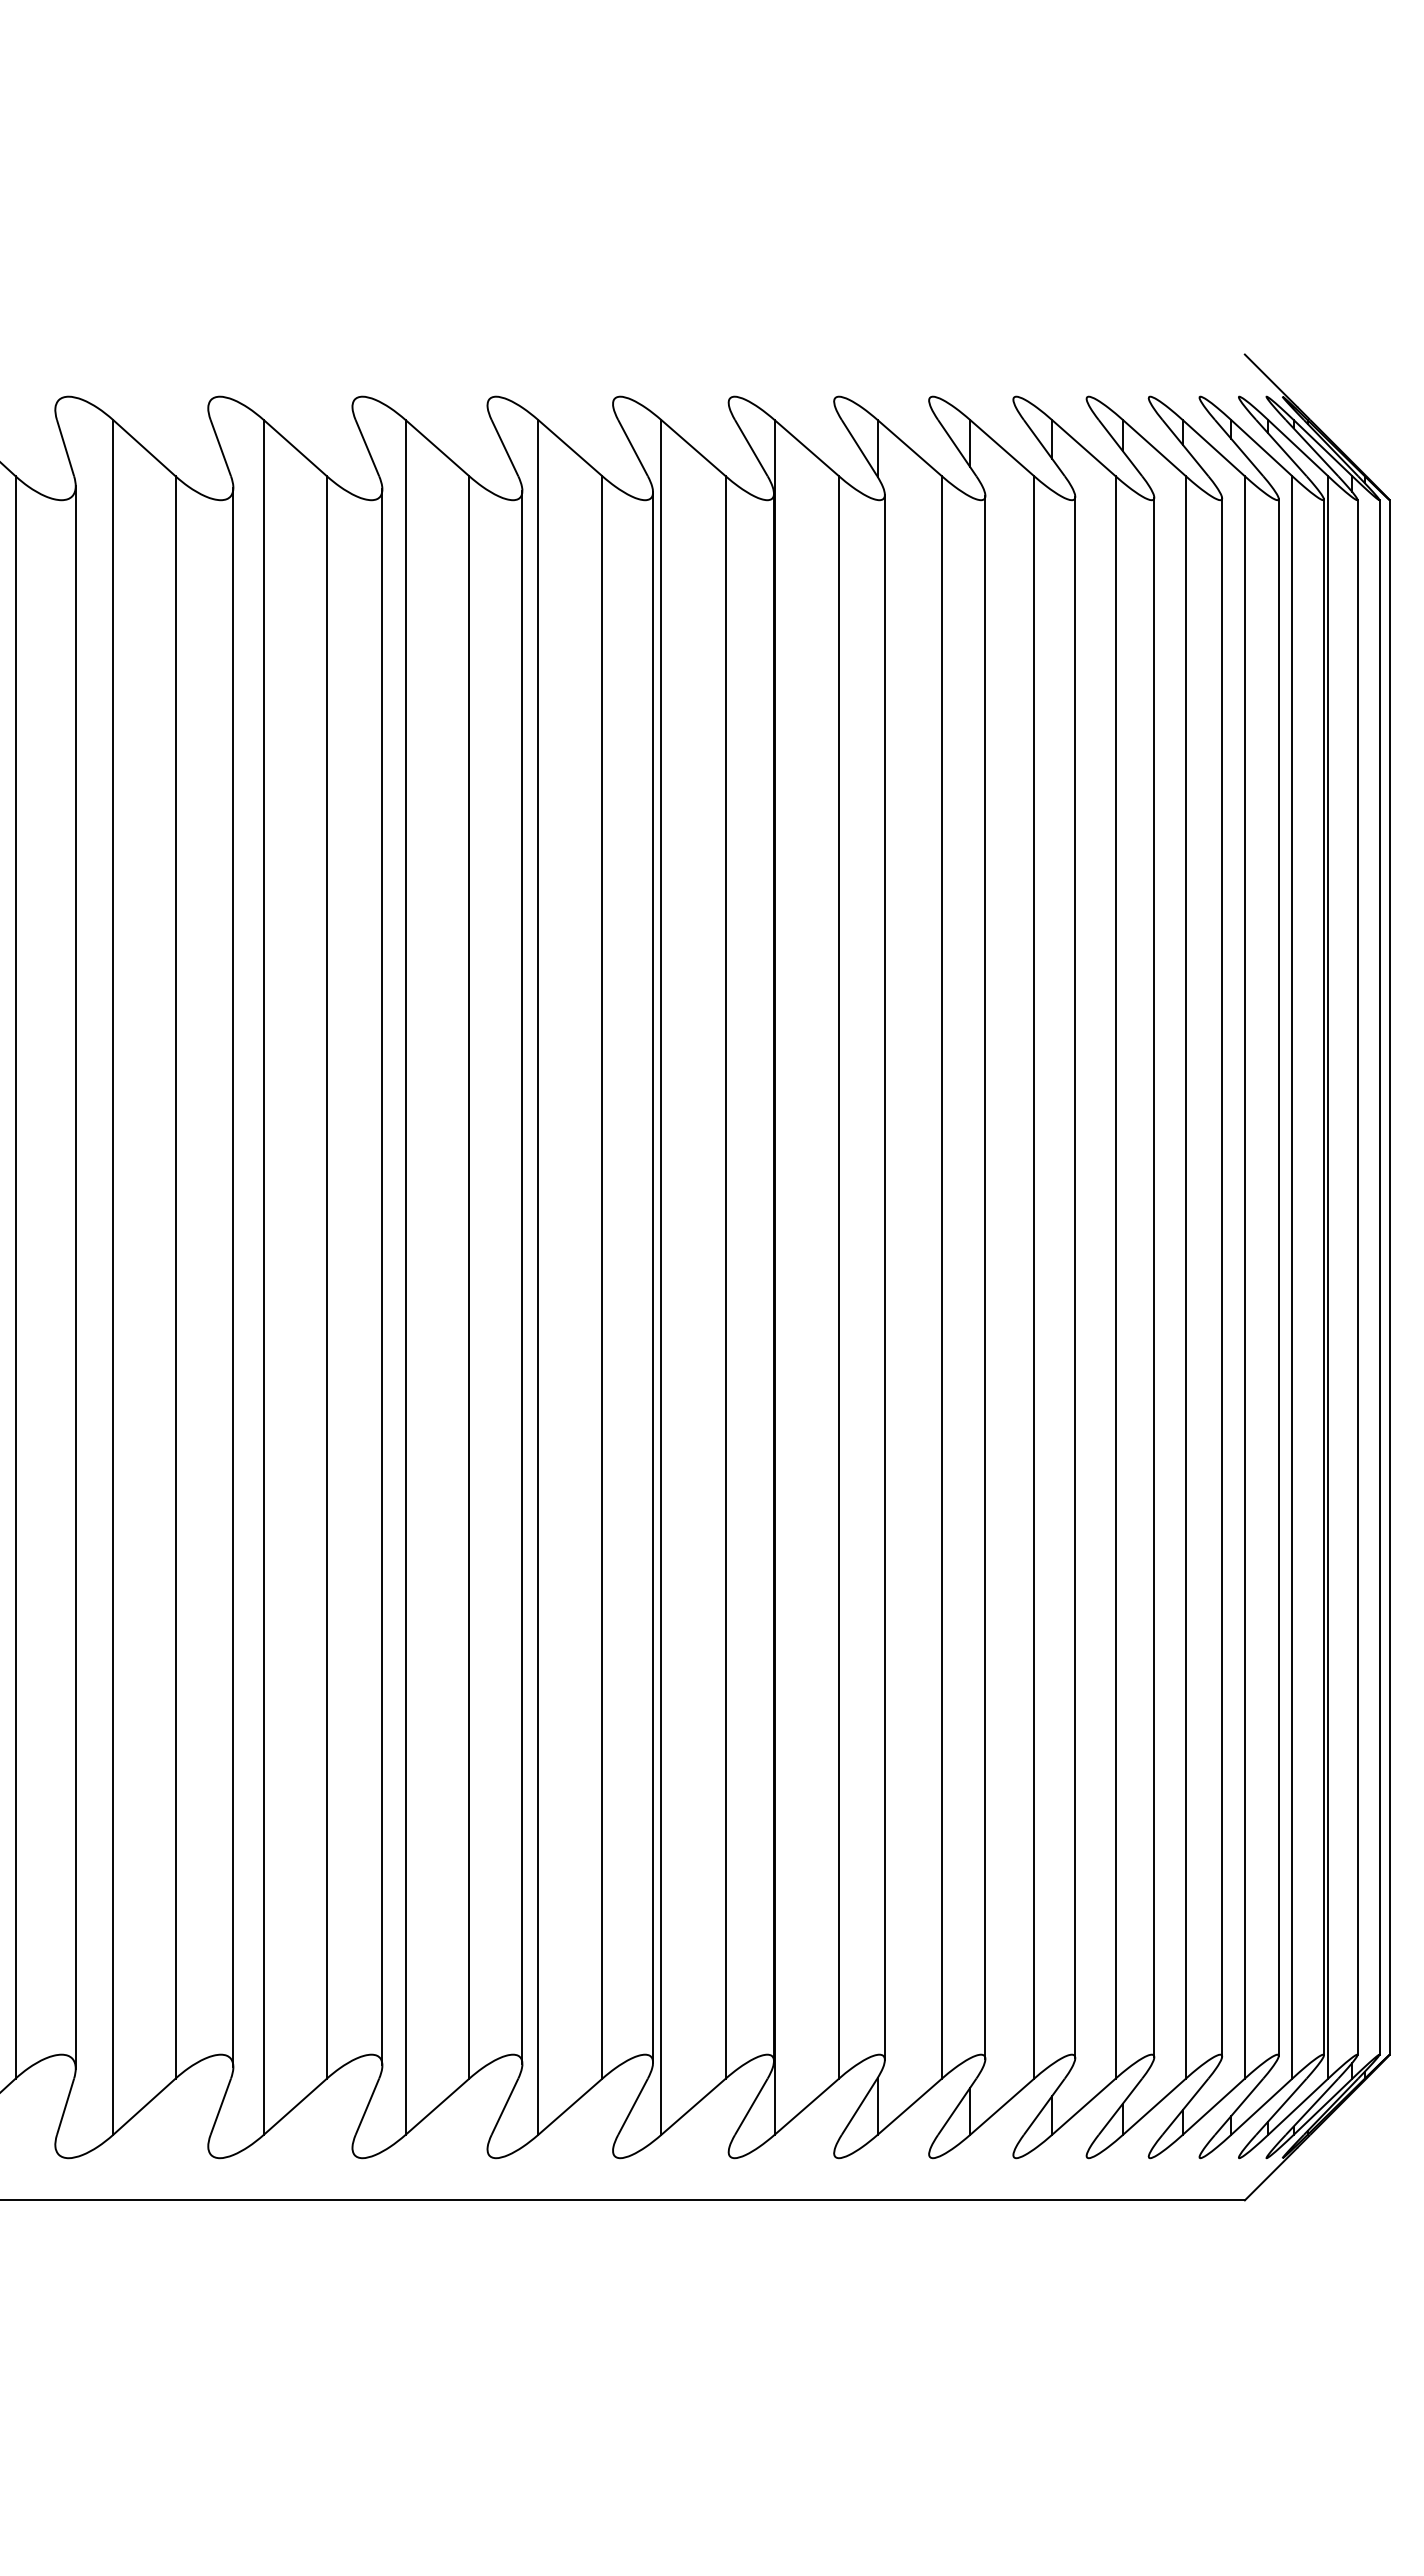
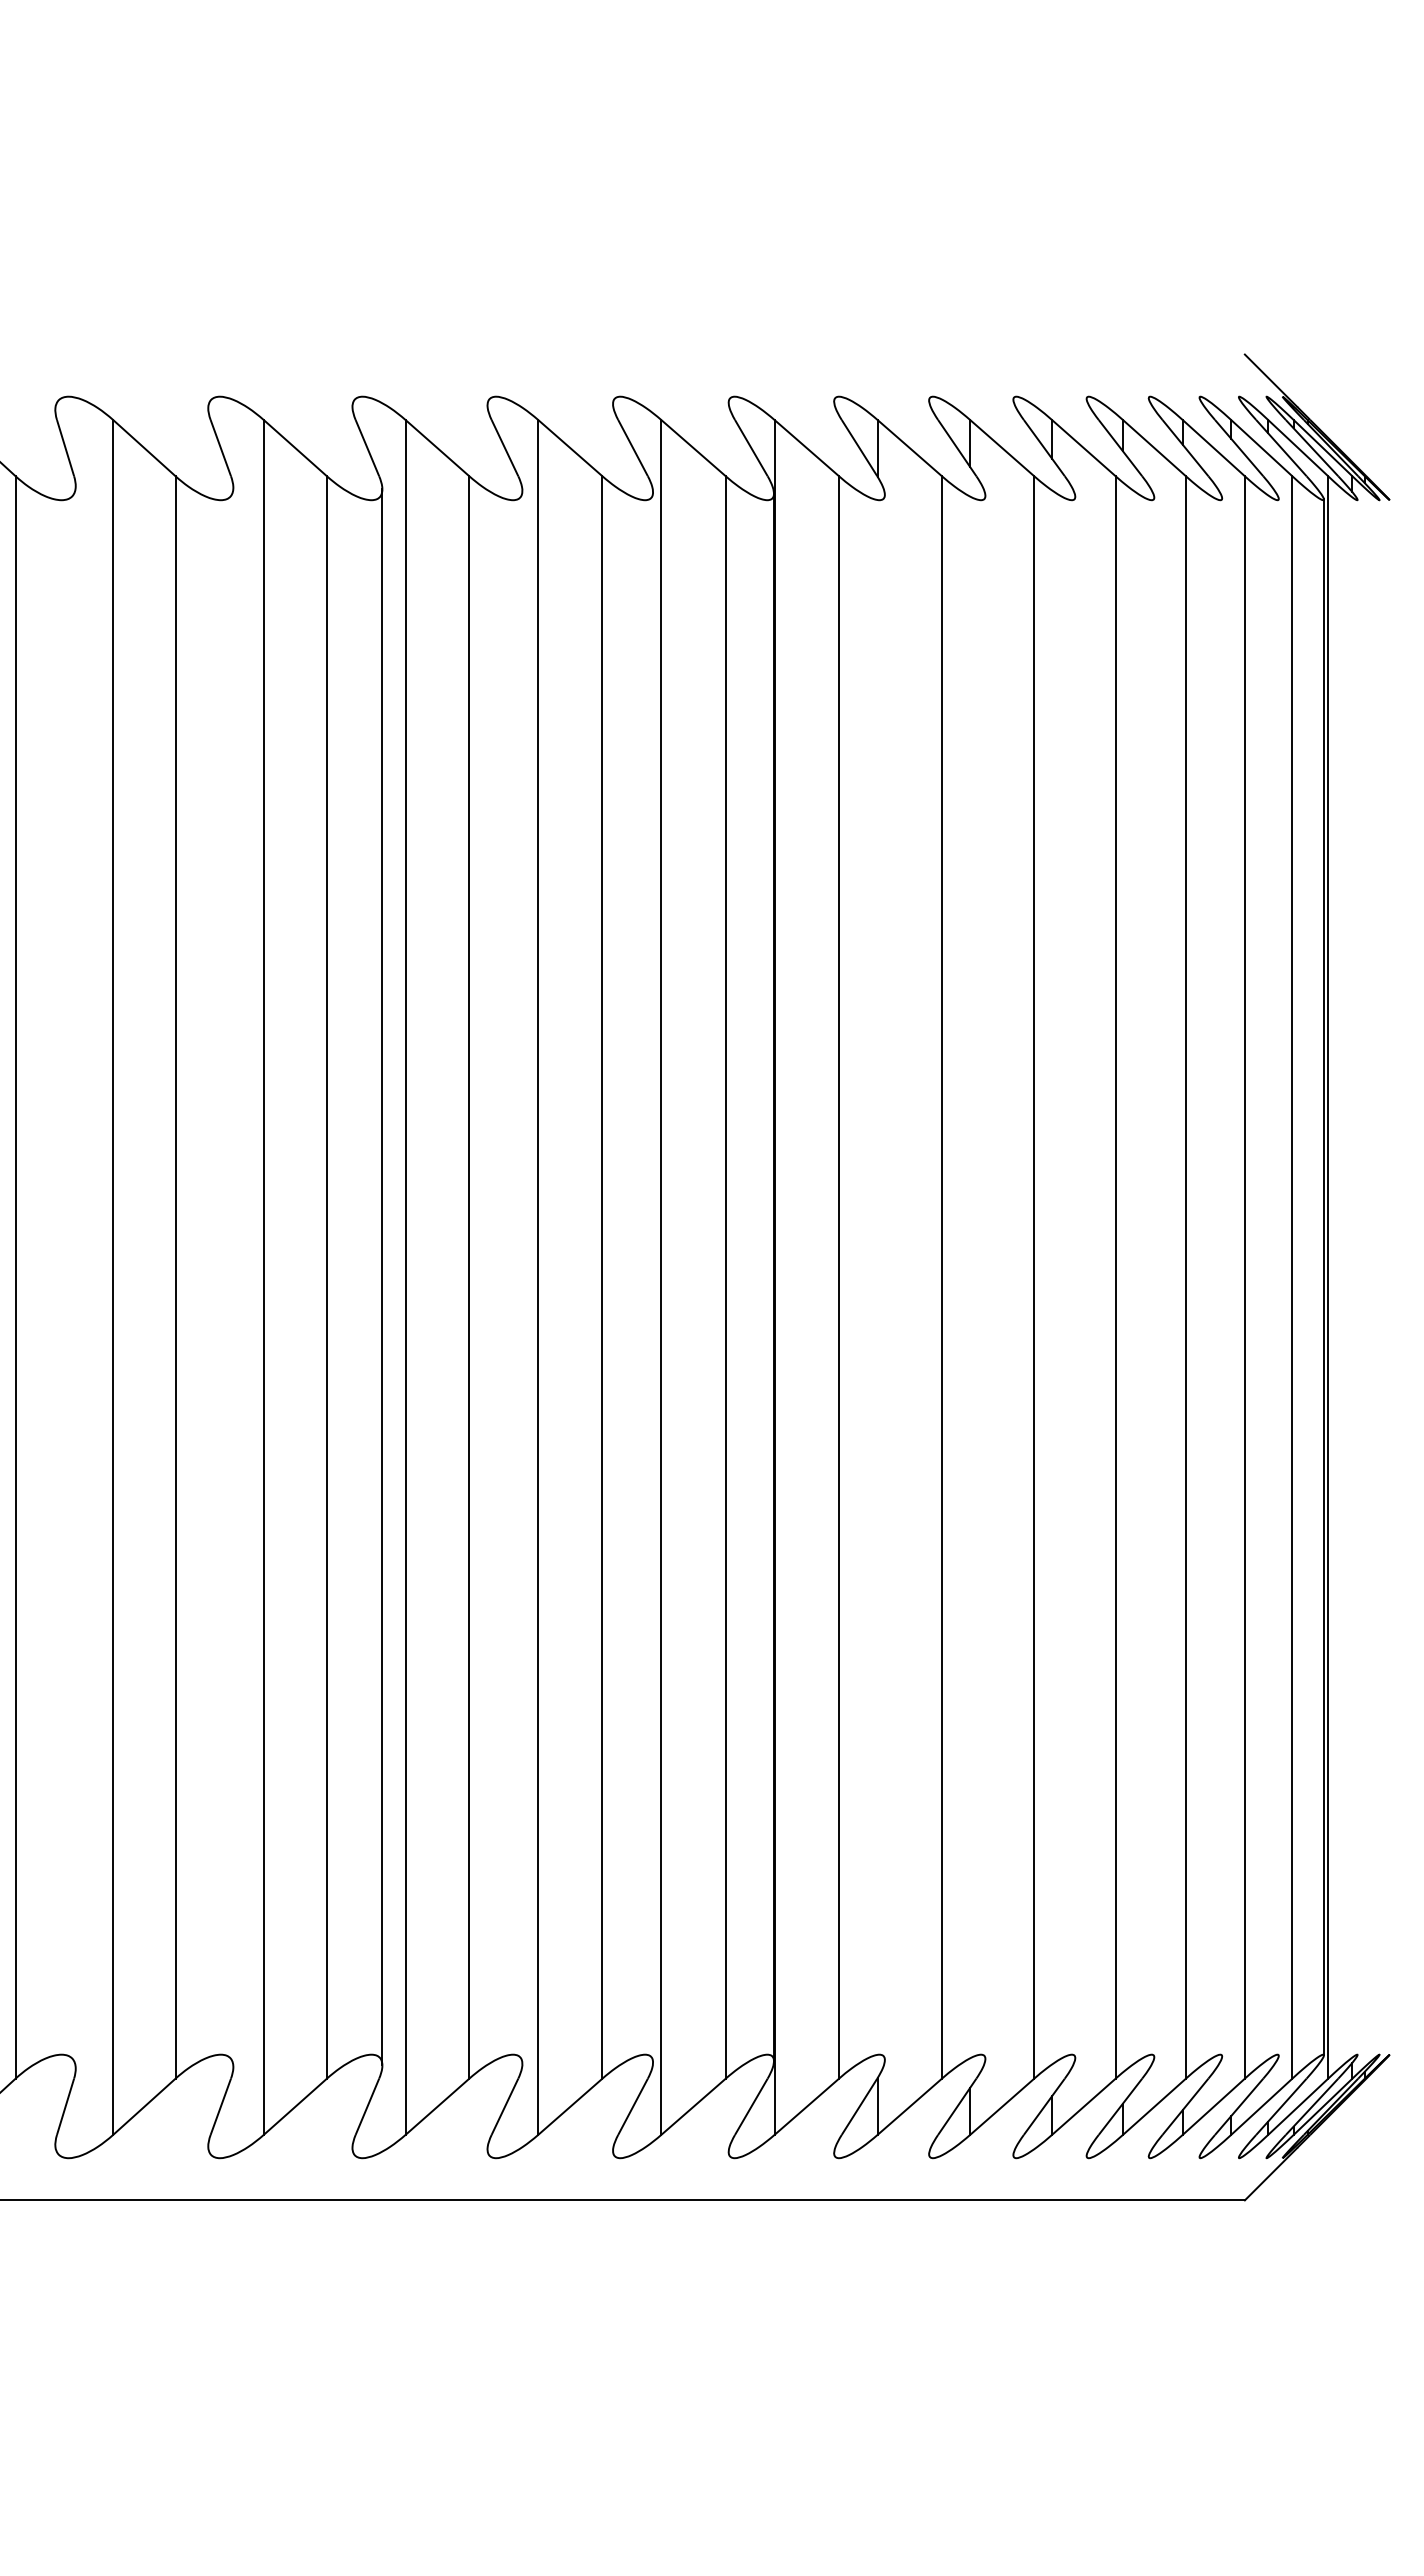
line: present -> none (522, 1276)
line: present -> none (75, 1277)
line: present -> none (233, 1277)
line: present -> none (653, 1277)
line: present -> none (884, 1277)
line: present -> none (985, 1277)
line: present -> none (1075, 1277)
line: present -> none (1154, 1277)
line: present -> none (1222, 1277)
line: present -> none (1278, 1277)
line: present -> none (1357, 1277)
line: present -> none (1379, 1277)
line: present -> none (1389, 1277)
